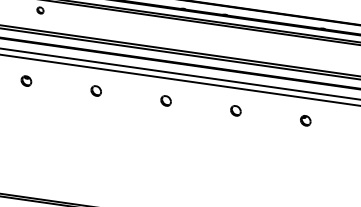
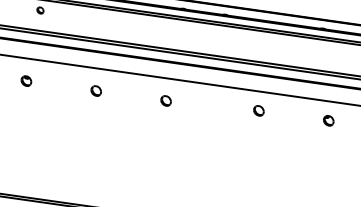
line: present -> none (179, 73)
part position: (235, 110) -> (258, 110) (258, 110)
part position: (305, 120) -> (328, 120) (328, 120)
